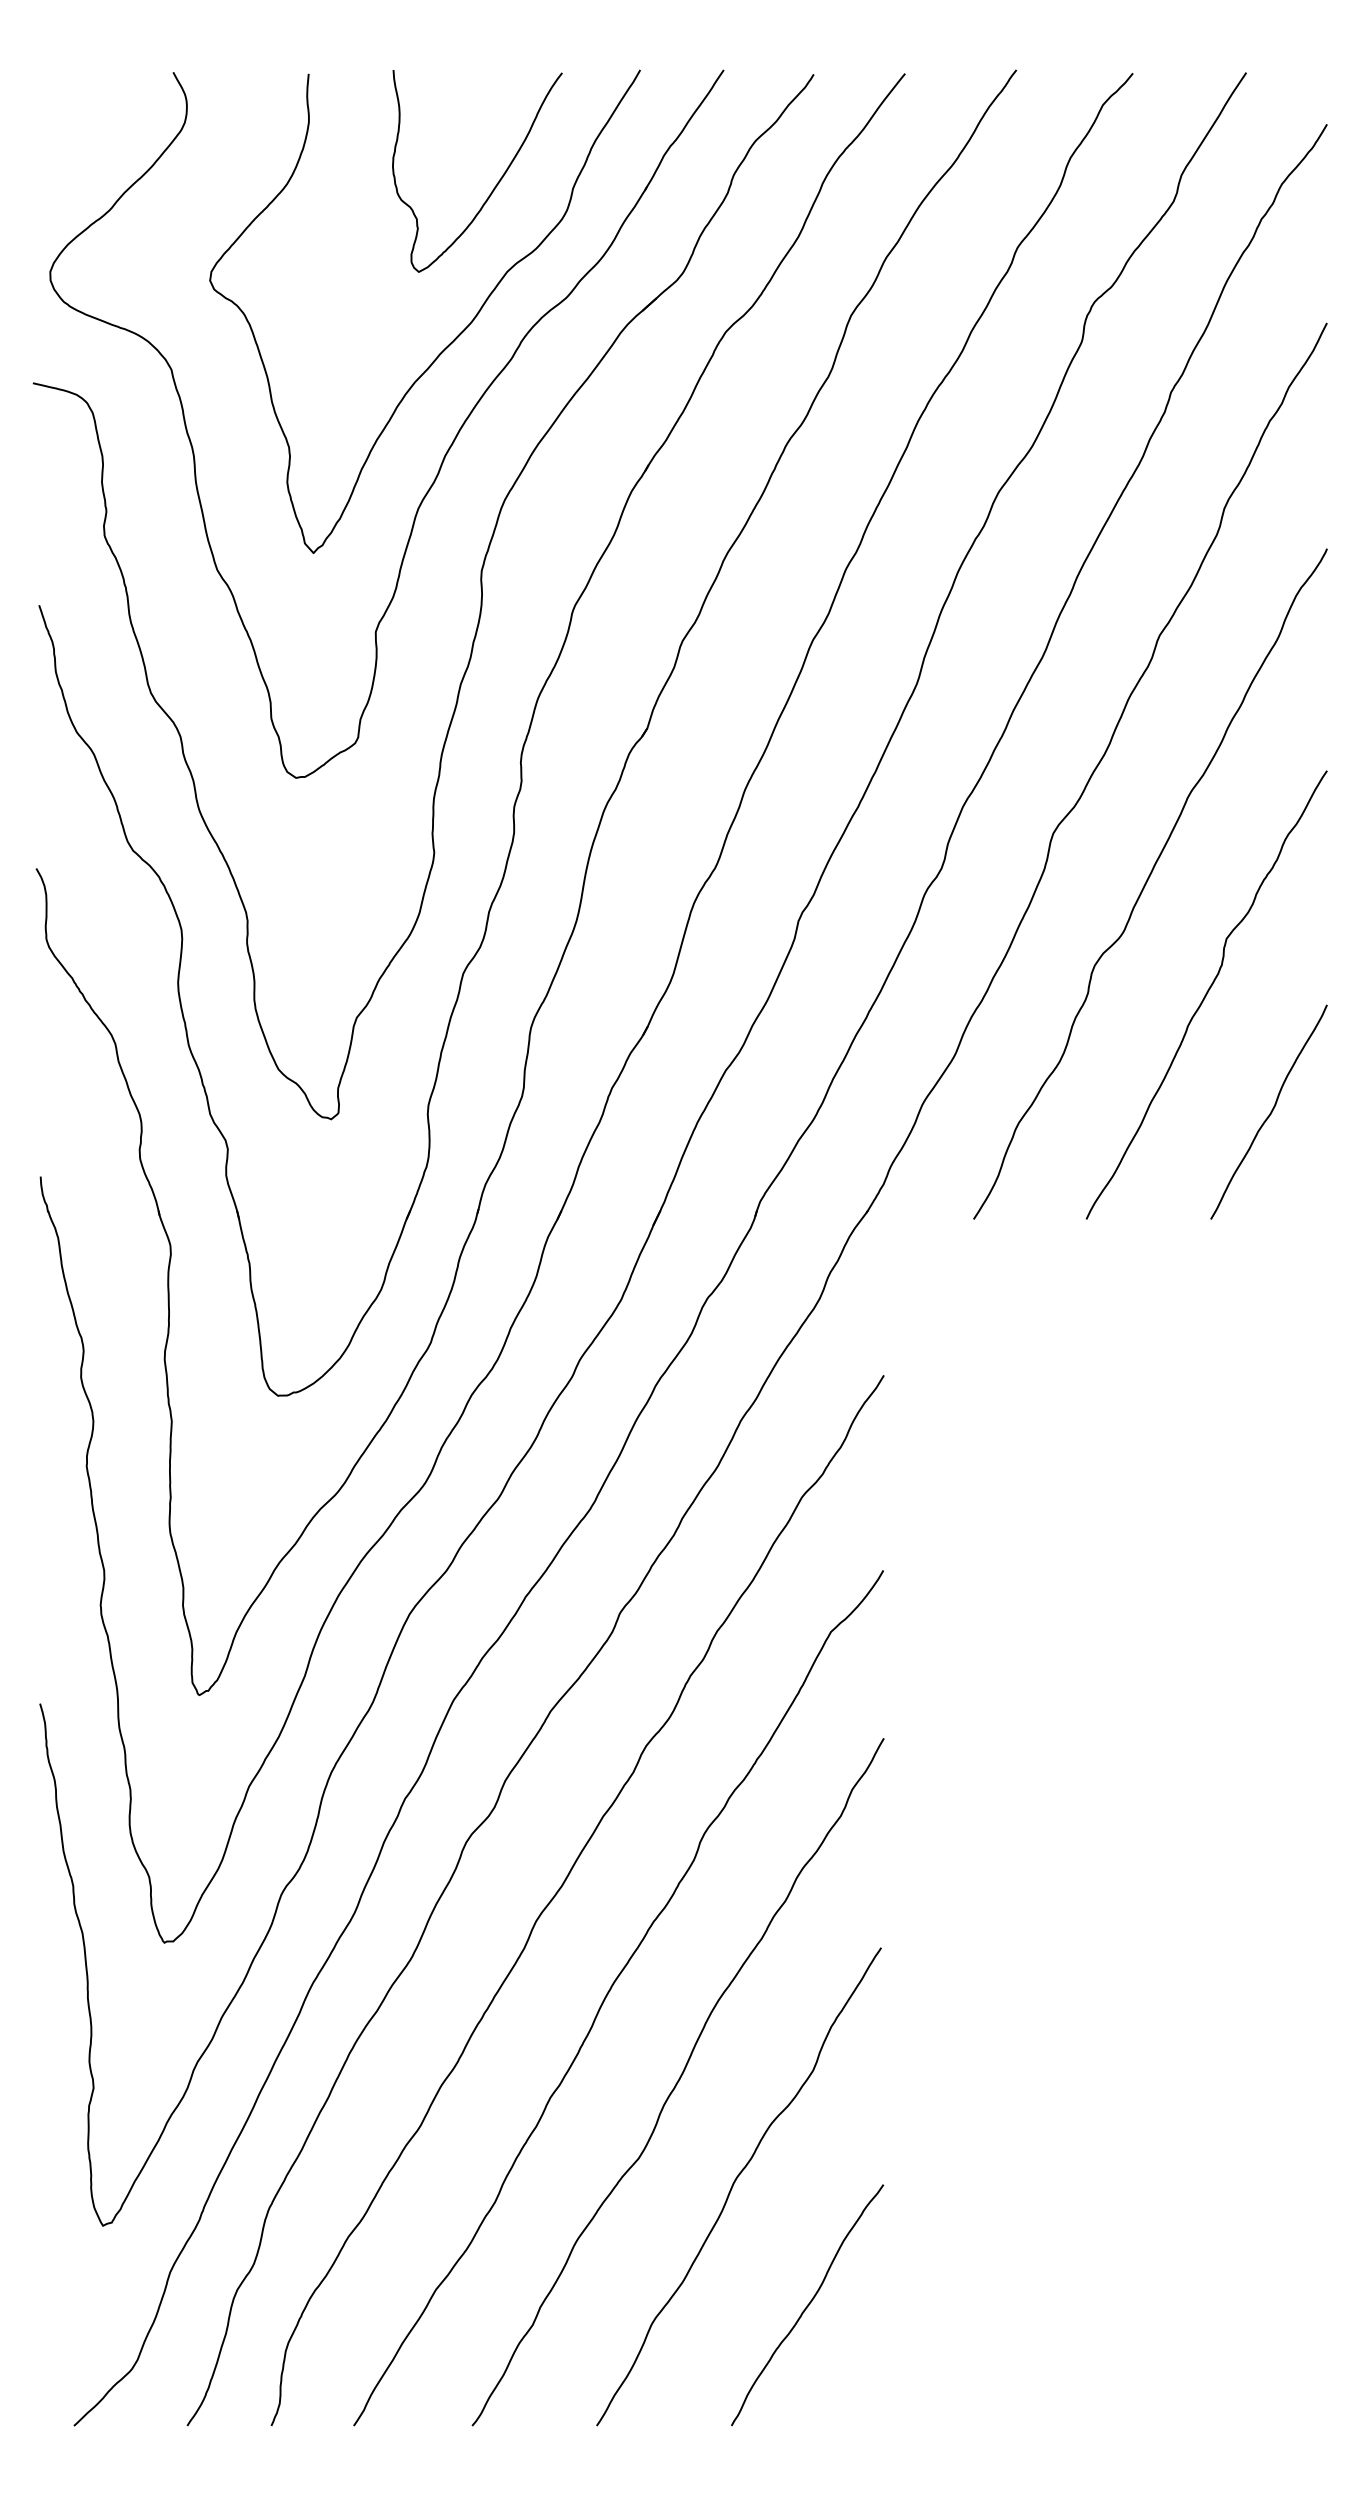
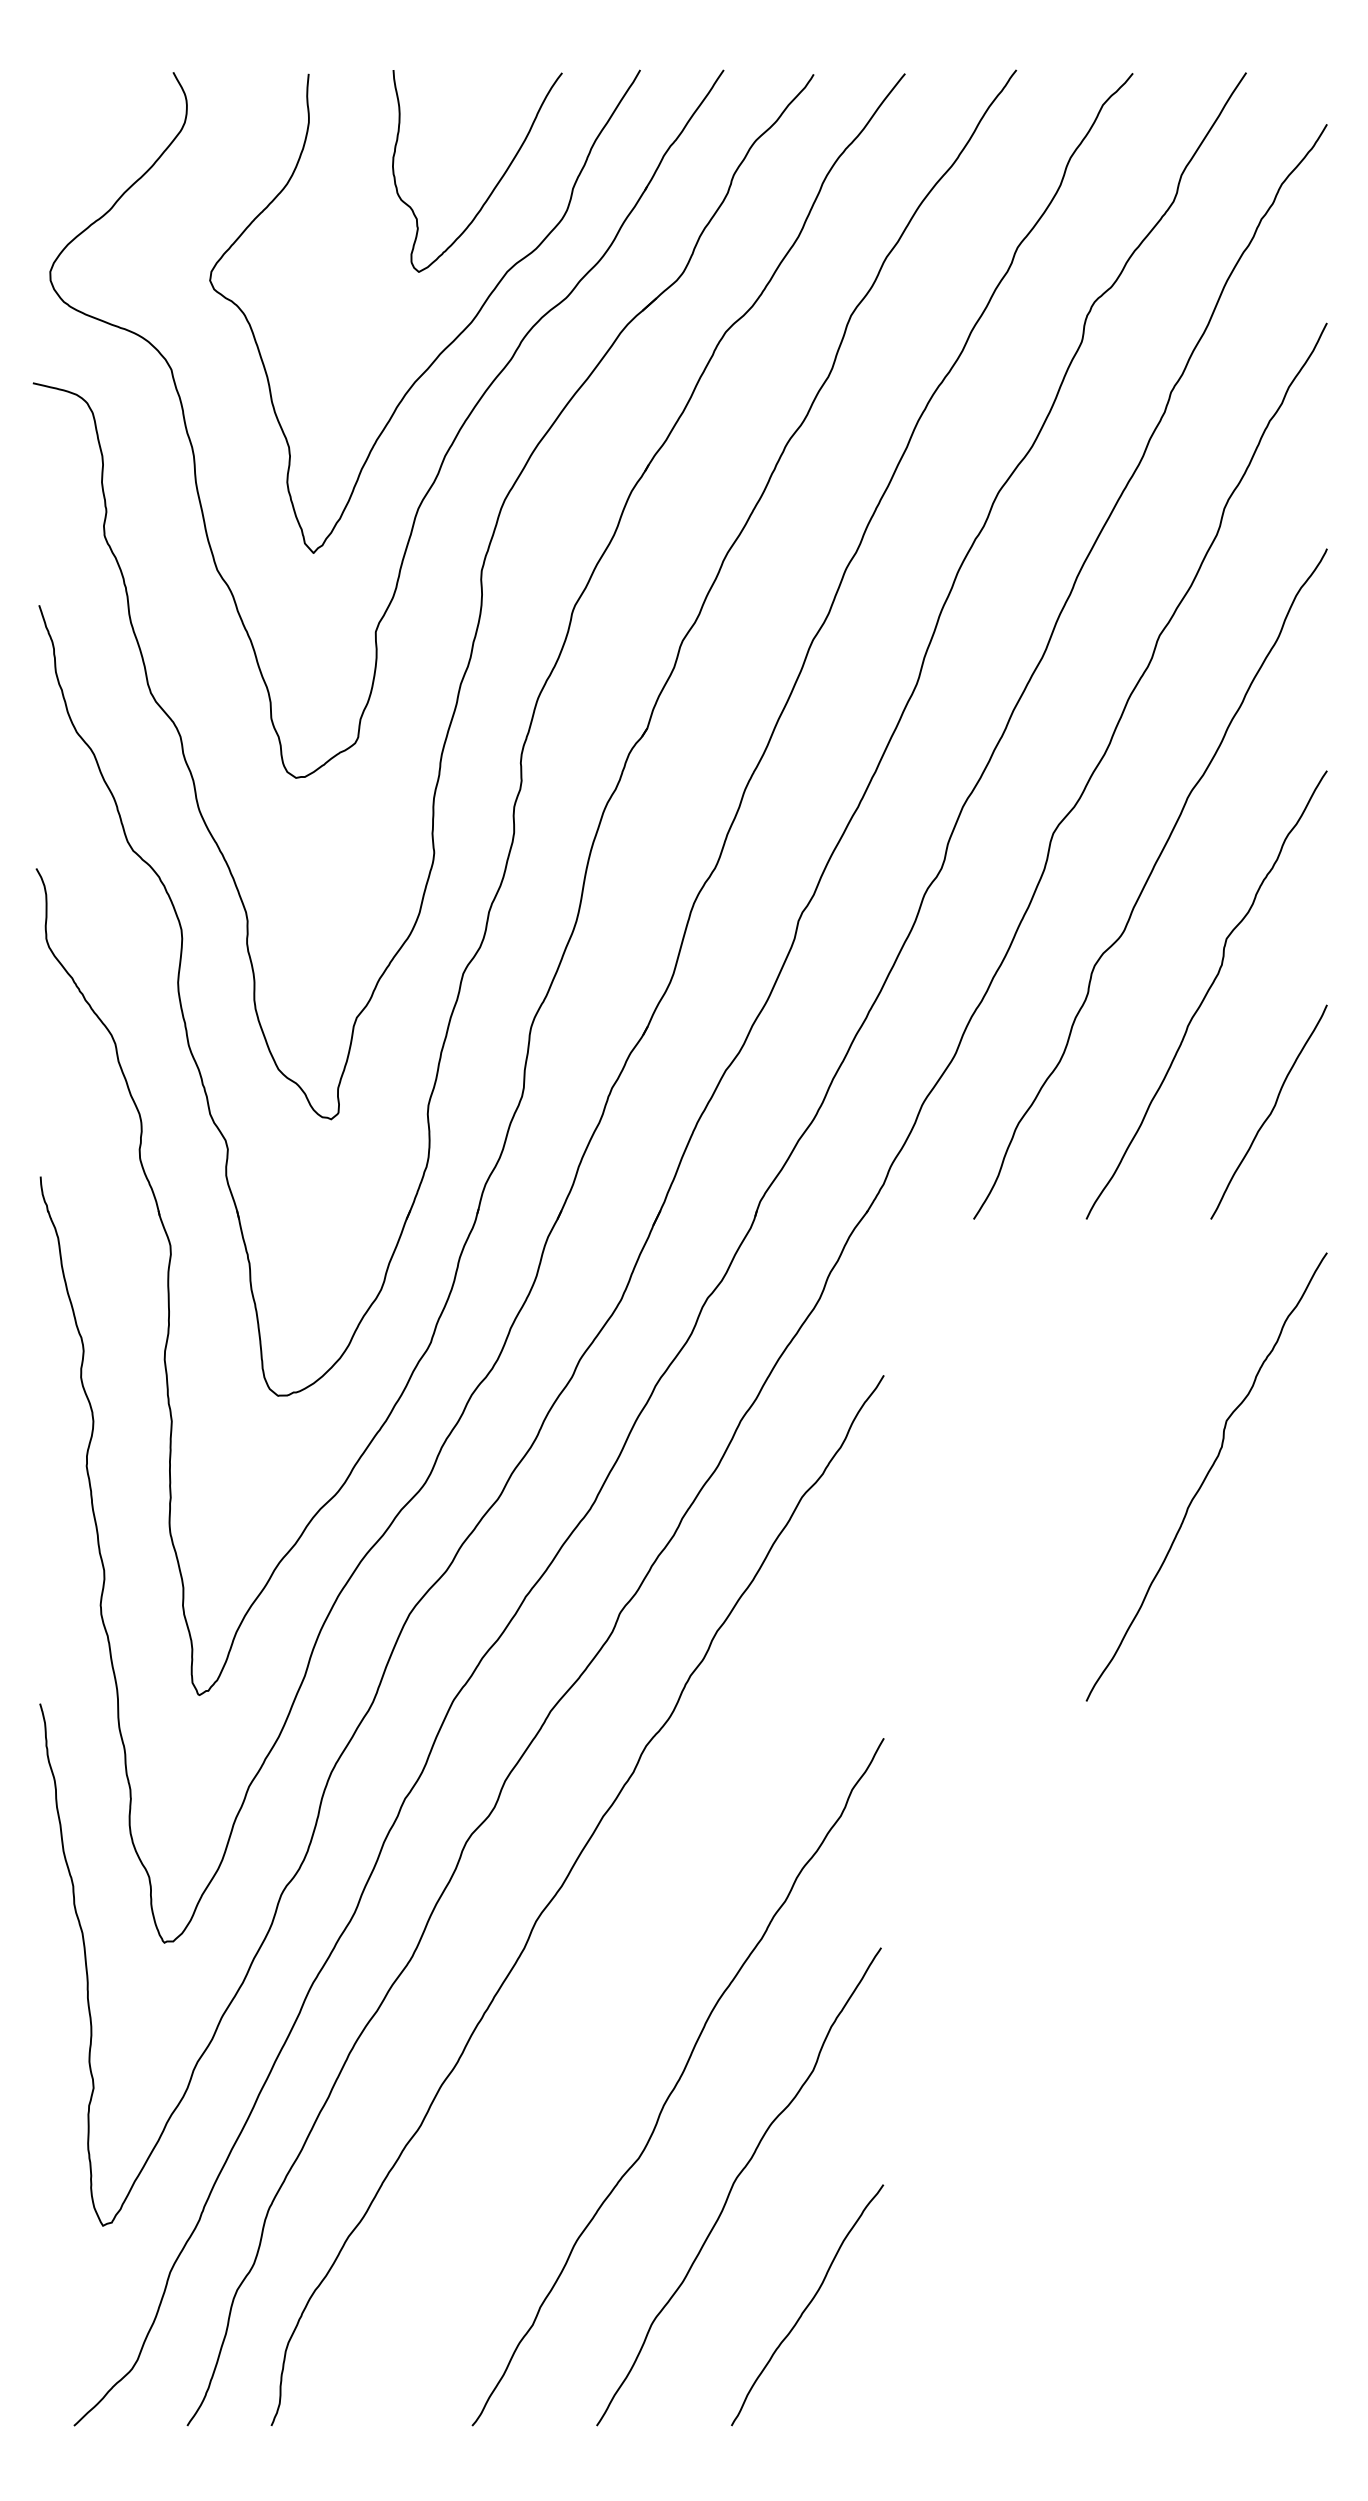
curve: none -> present (1206, 1476)
curve: present -> none (610, 1991)
